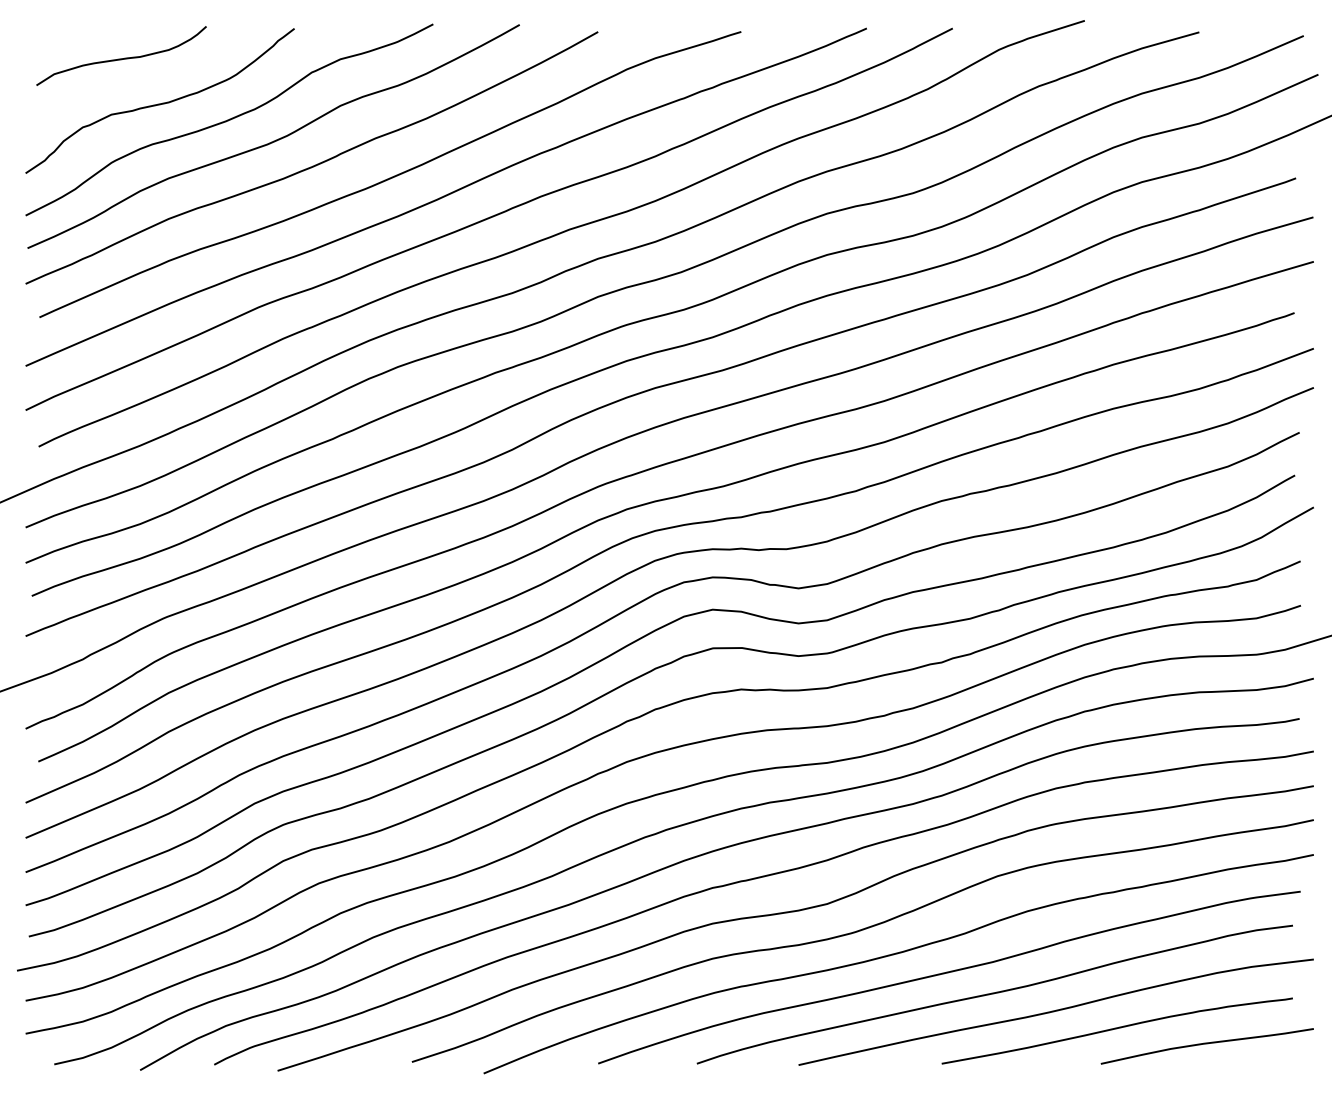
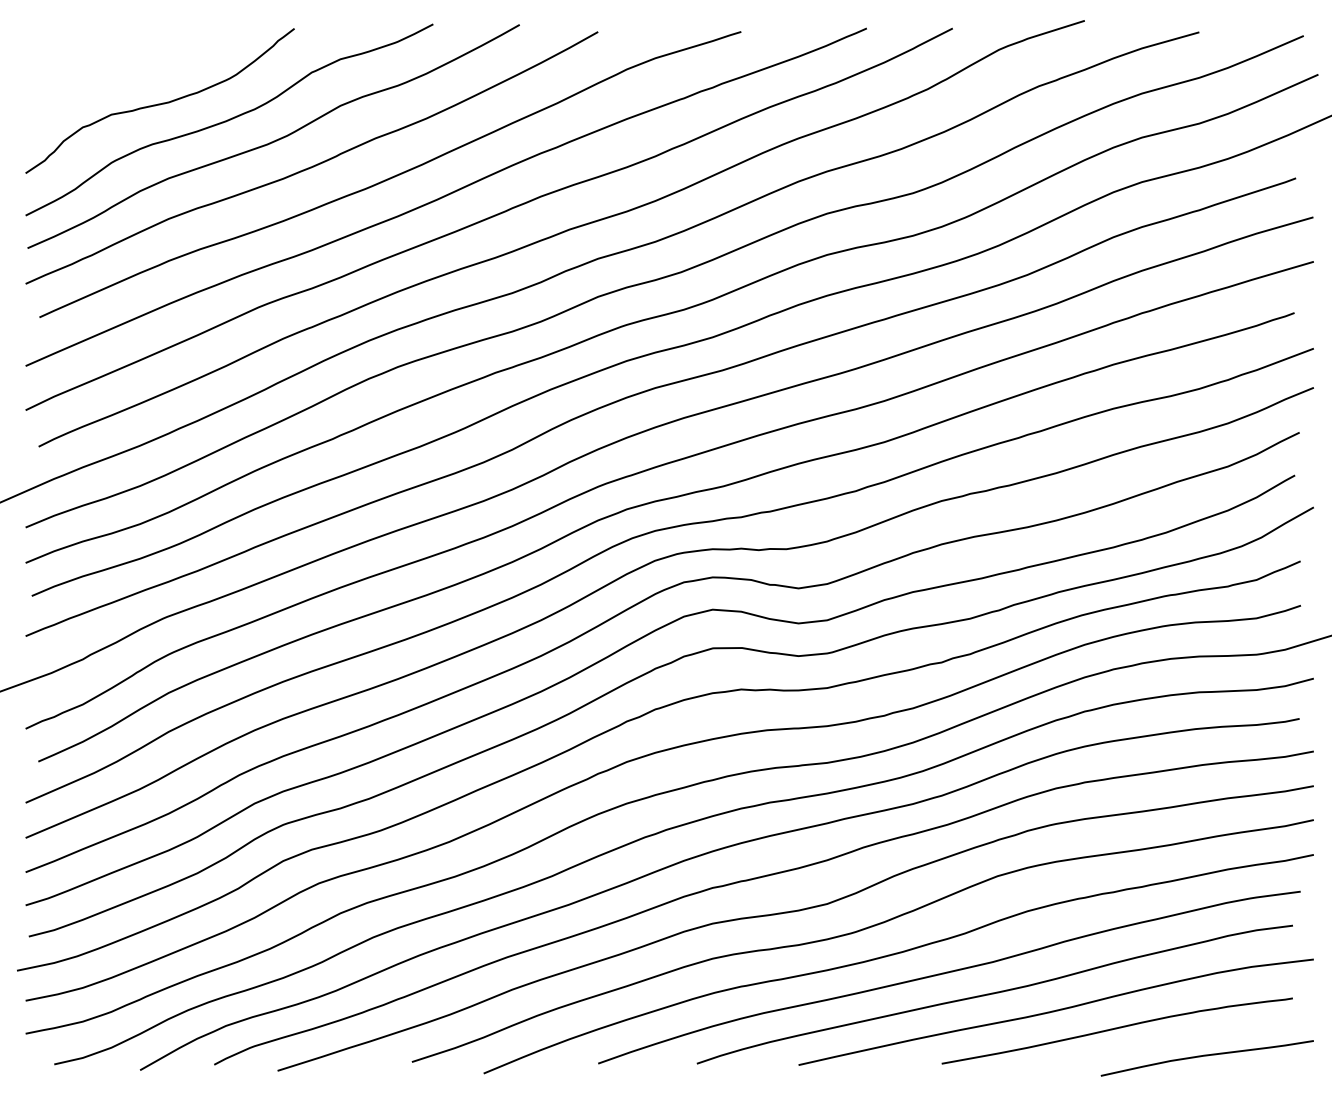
curve: present -> none (121, 58)
curve position: (1206, 1044) -> (1206, 1056) (1206, 1056)
